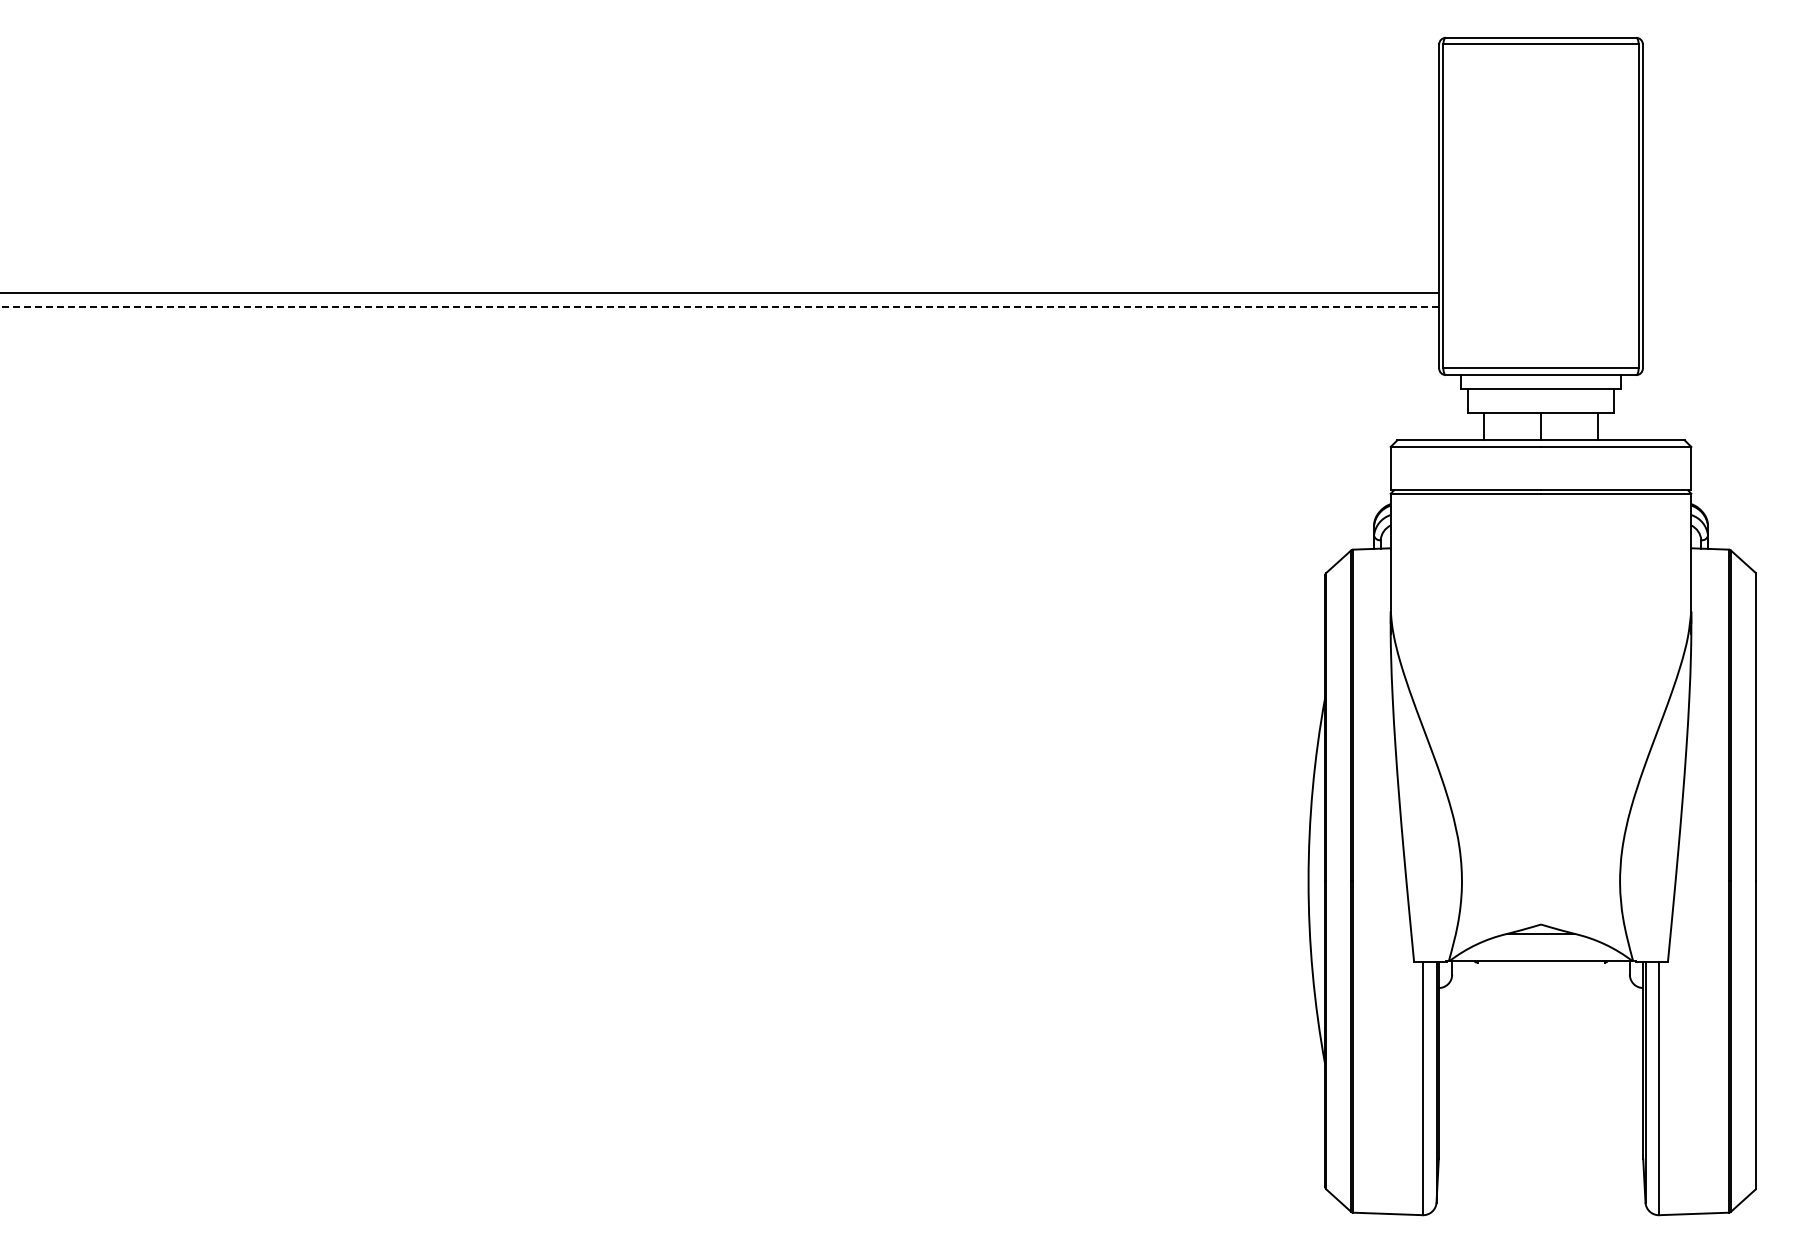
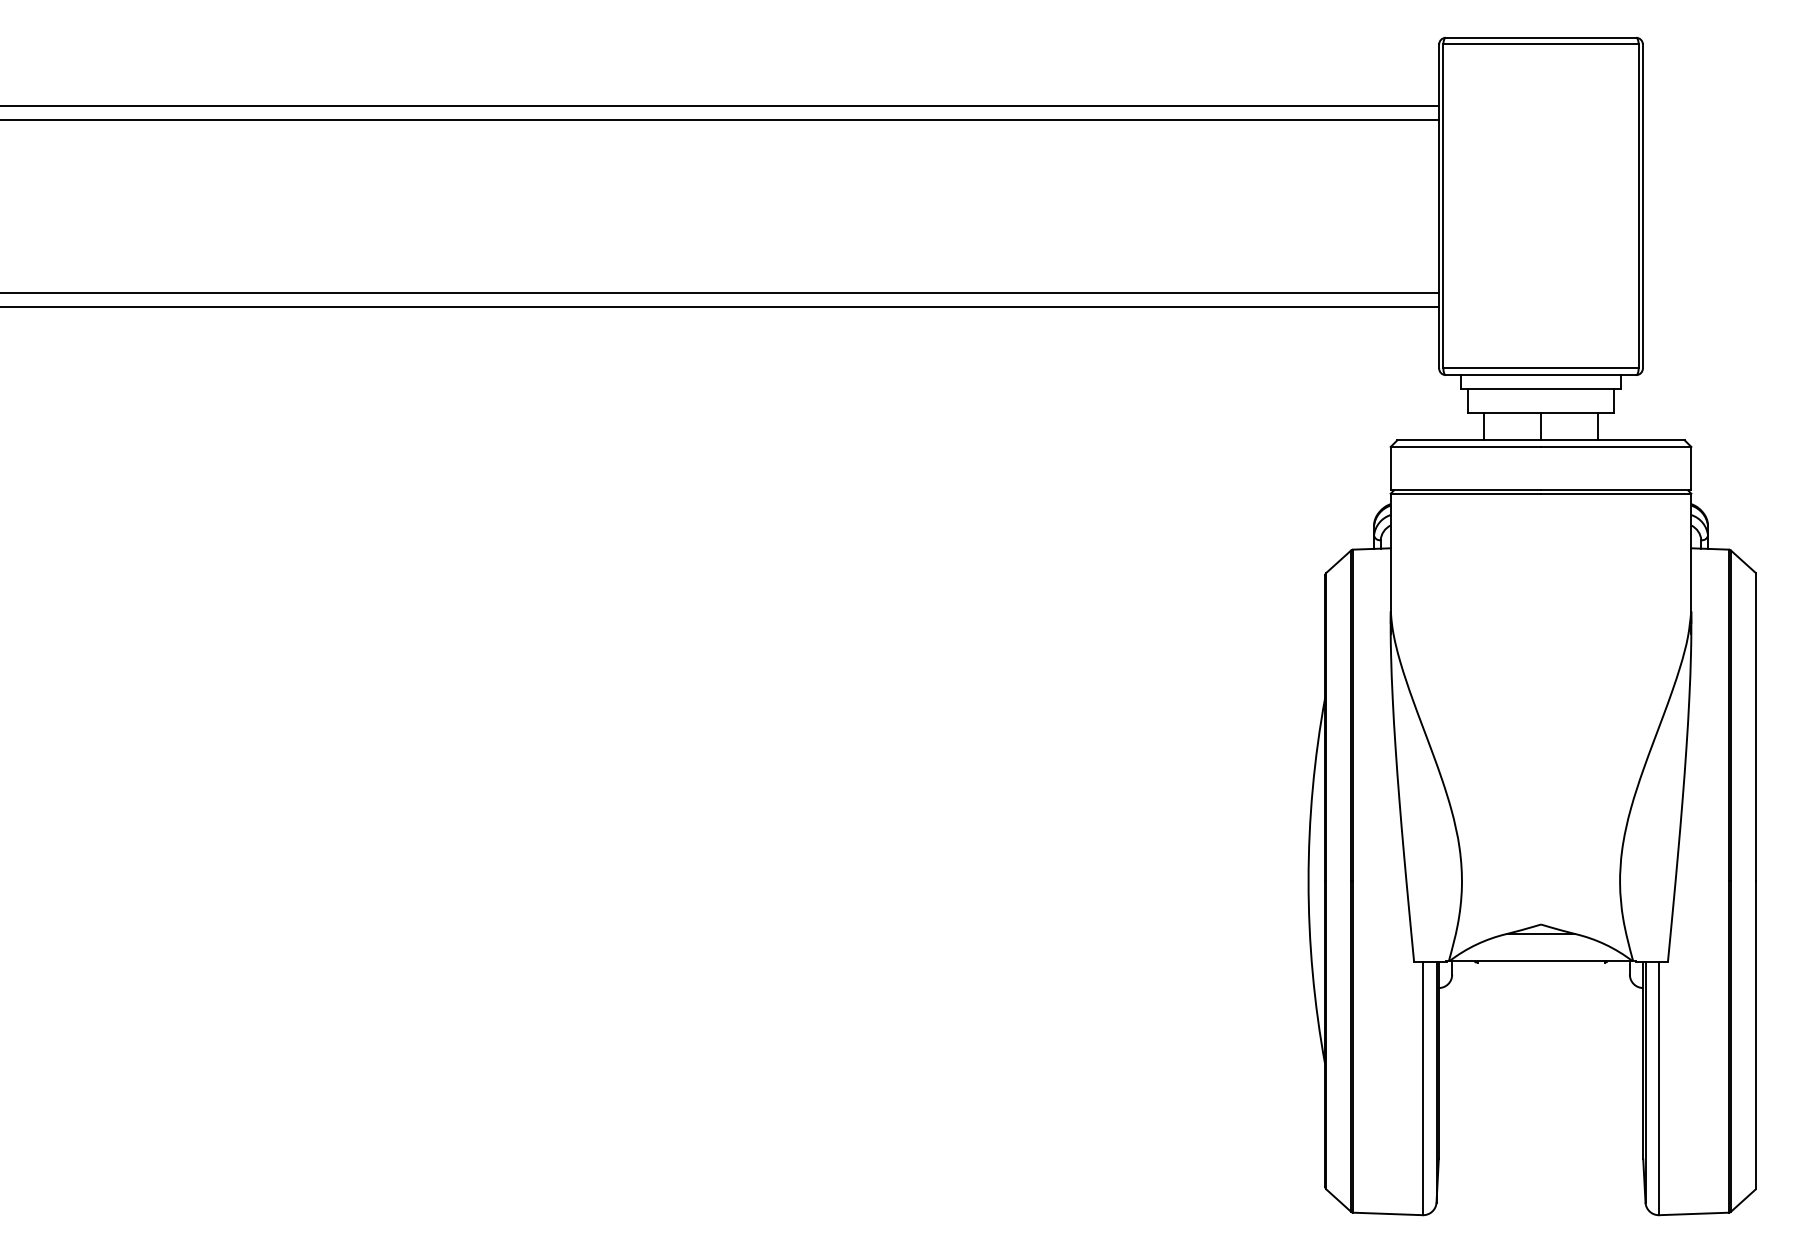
line: none -> present (720, 106)
line: none -> present (720, 119)
line: dashed -> solid (719, 306)
